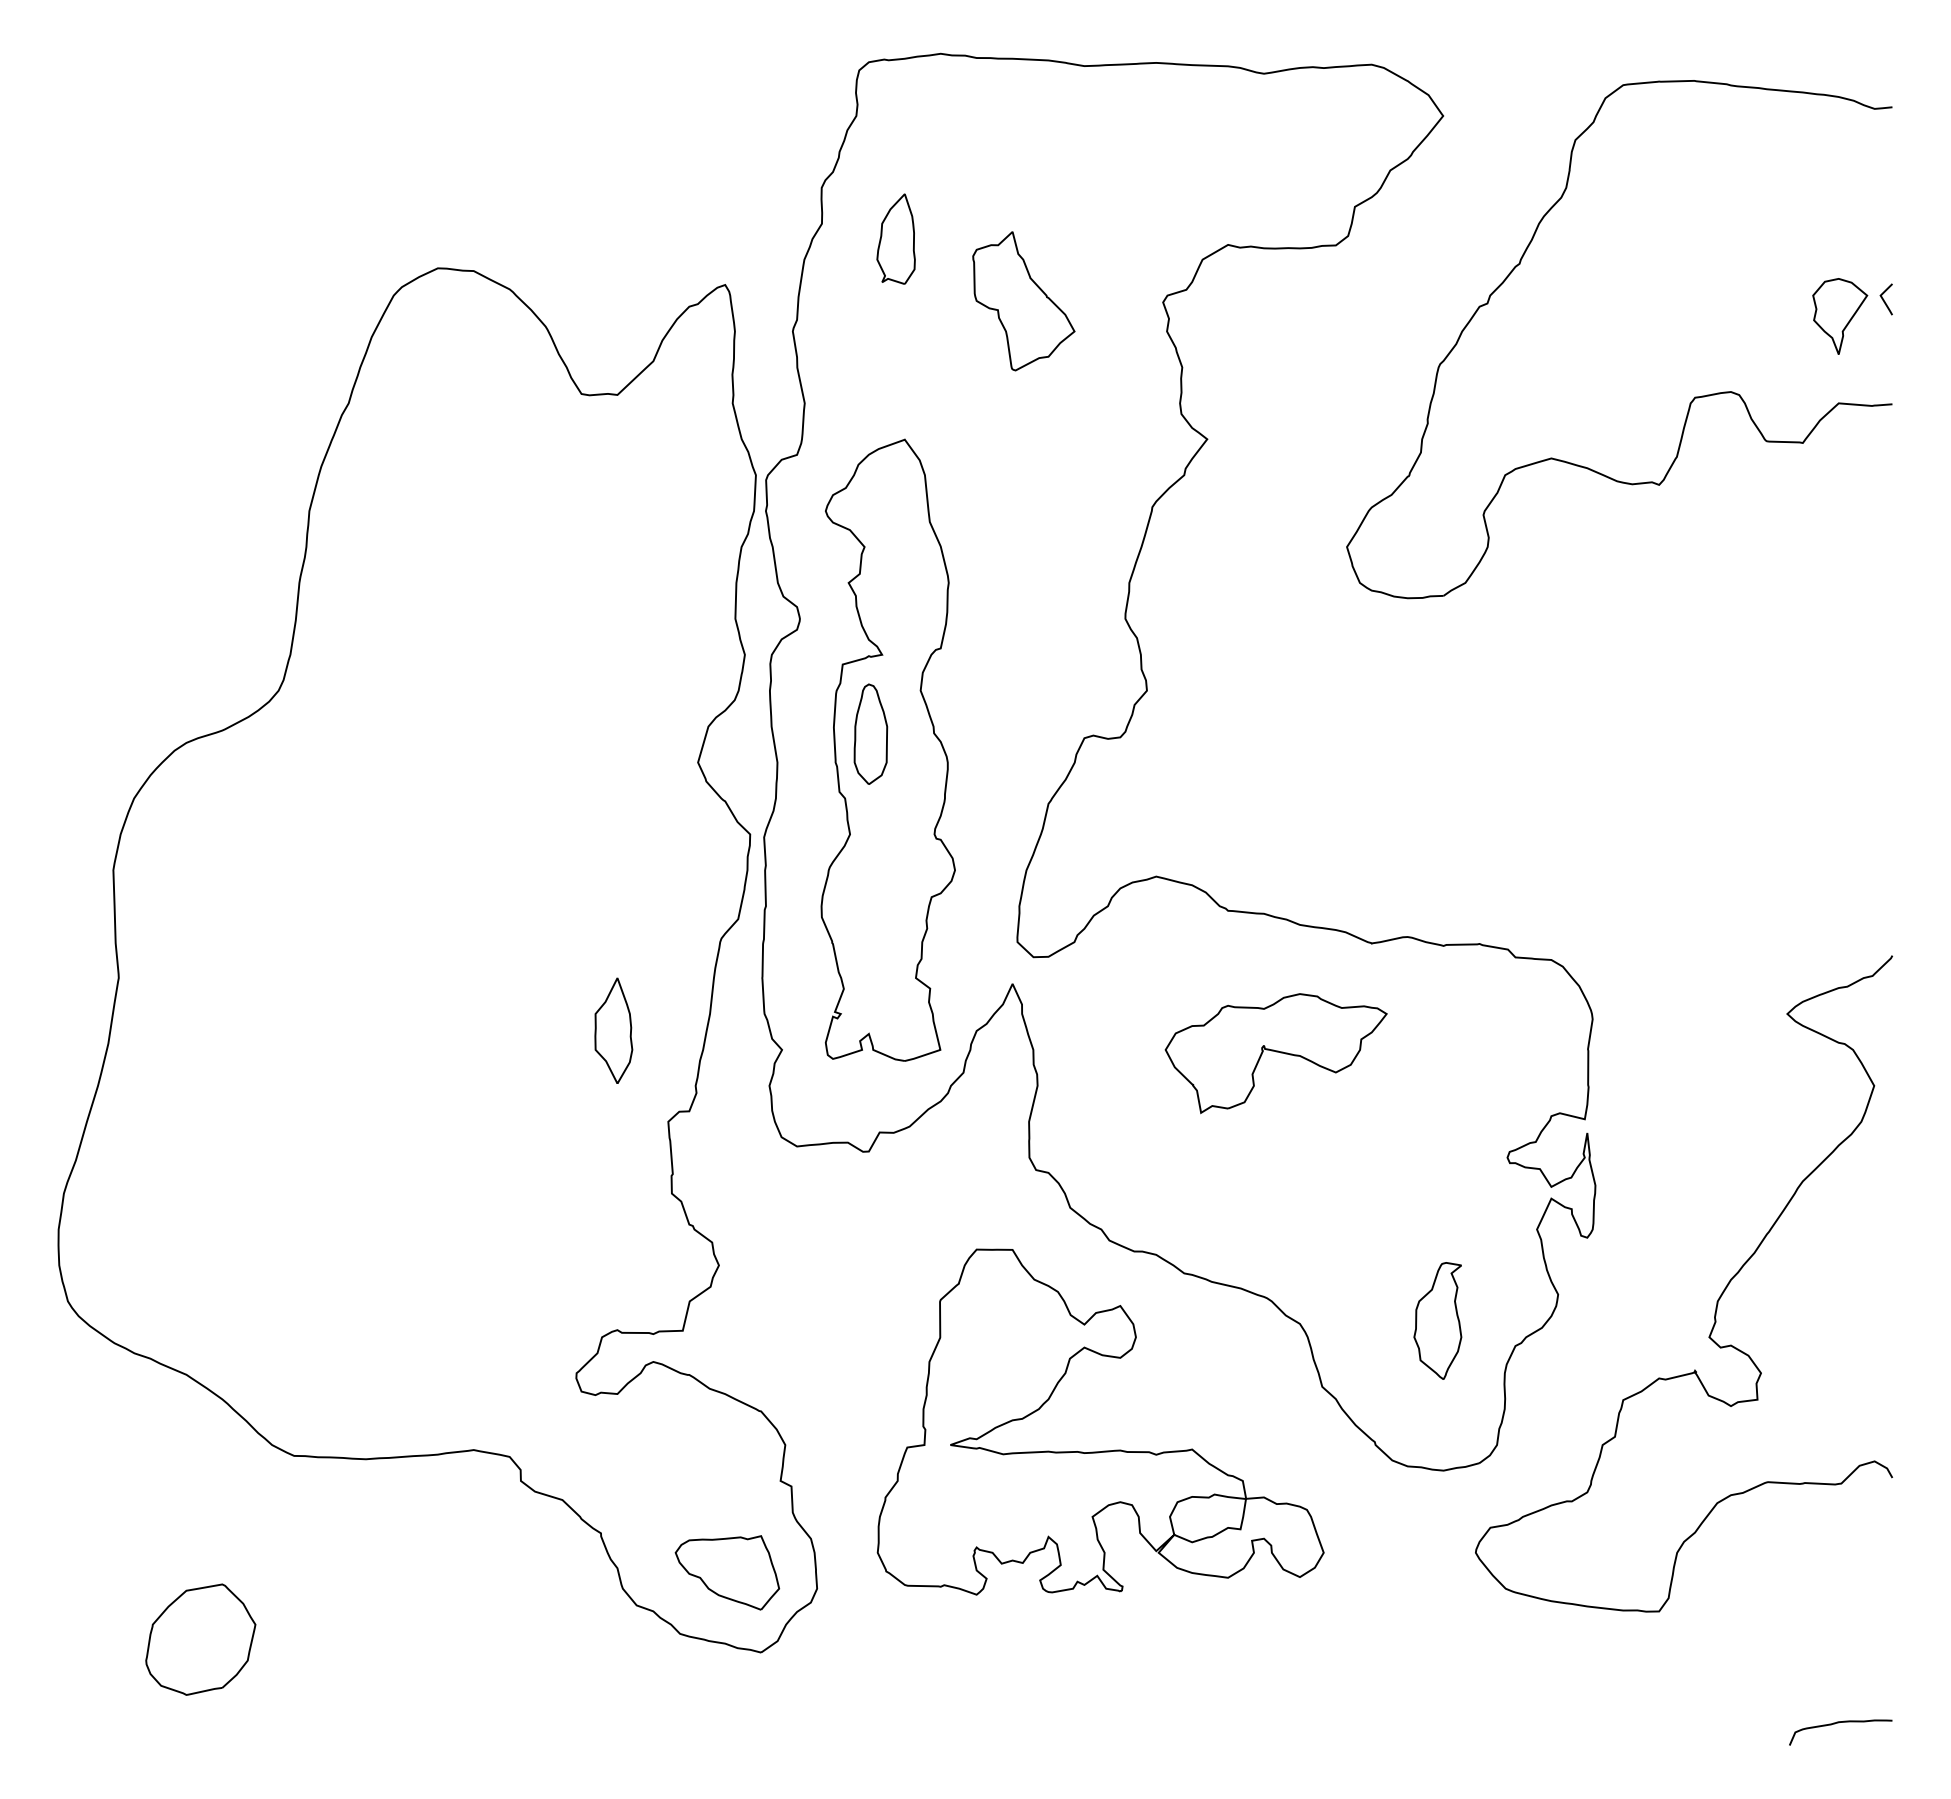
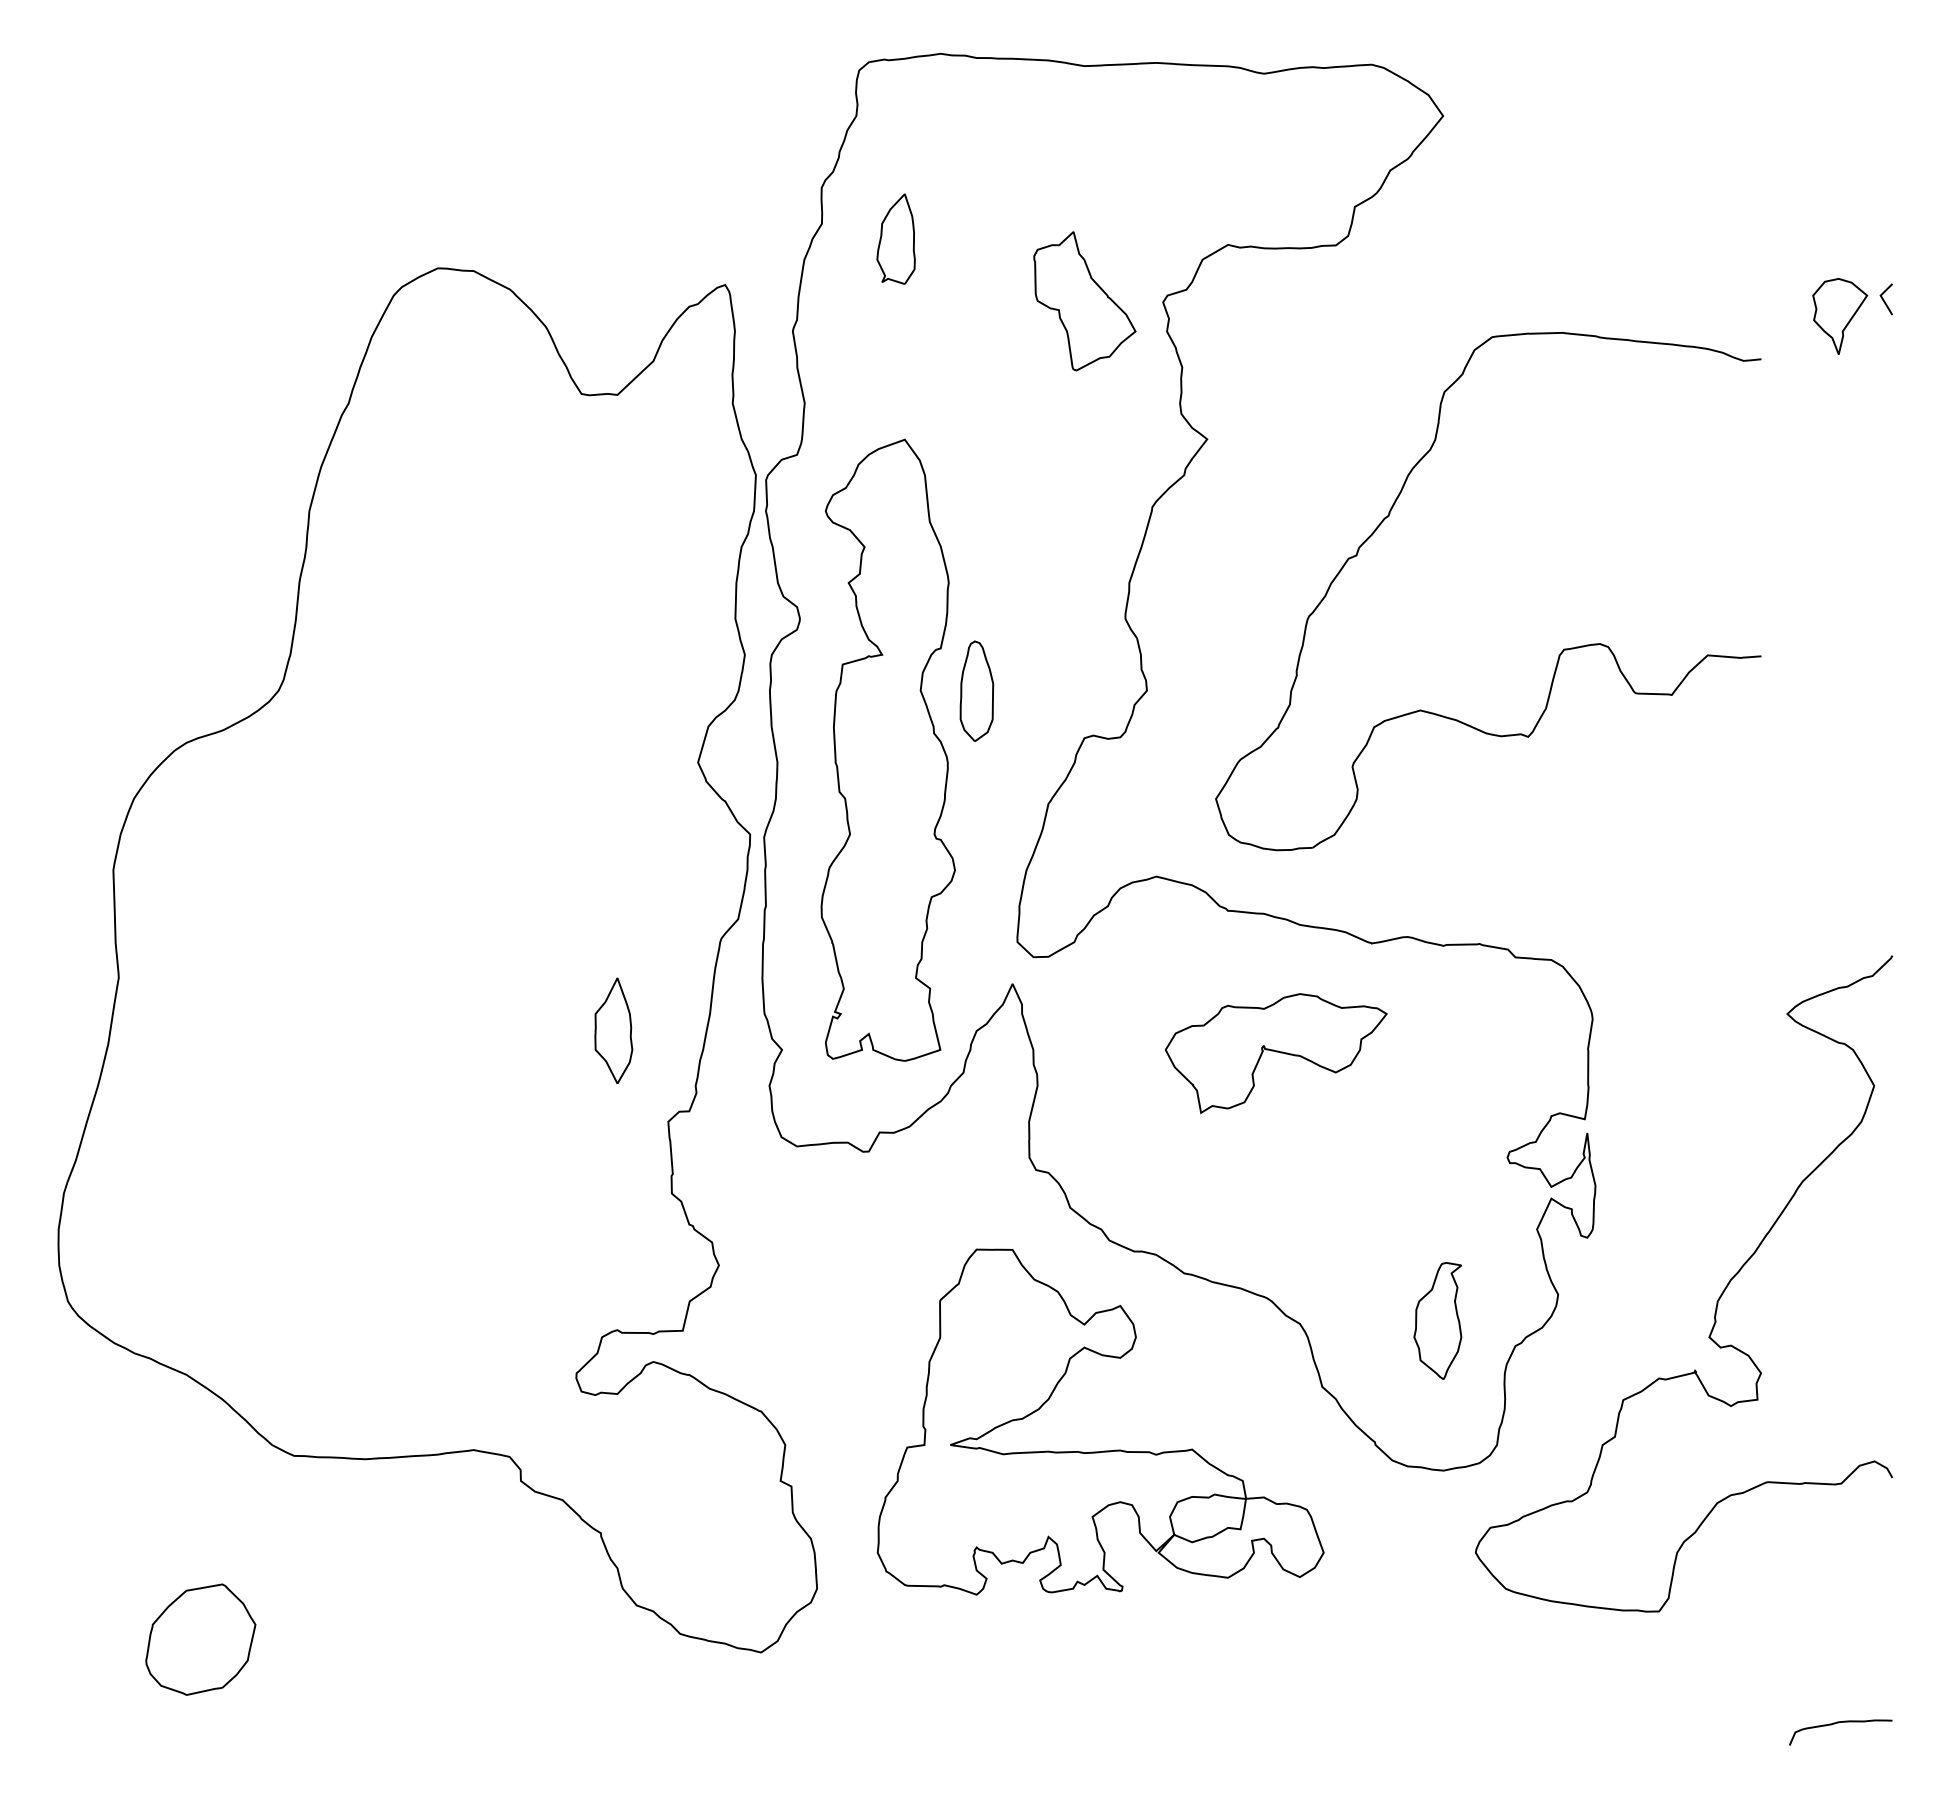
part position: (1023, 301) -> (1084, 301) (1084, 301)
part position: (1691, 400) -> (1560, 652) (1560, 652)
part position: (870, 733) -> (976, 690) (976, 690)
part: present -> none (727, 1572)
